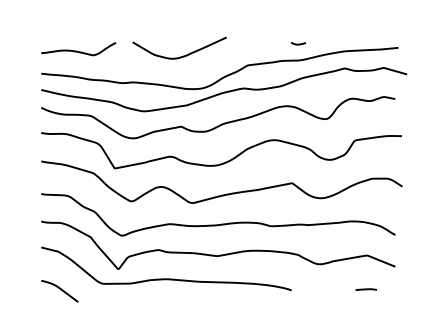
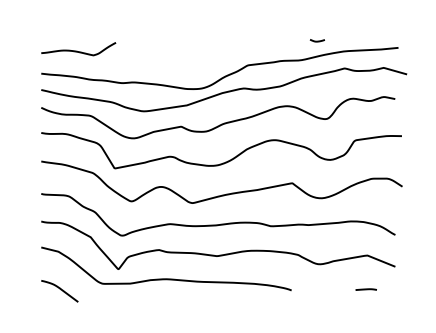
curve position: (297, 43) -> (316, 40) (316, 40)
curve: present -> none (183, 55)
